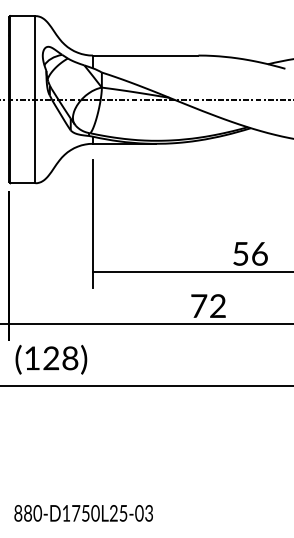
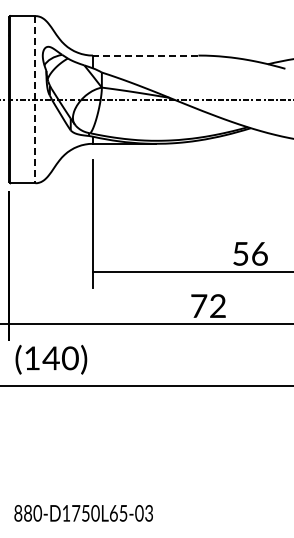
line: solid -> dashed (145, 55)
line: solid -> dashed (35, 99)
text: (128) -> (140) (60, 358)
text: 880-D1750L25-03 -> 880-D1750L65-03 (113, 513)
